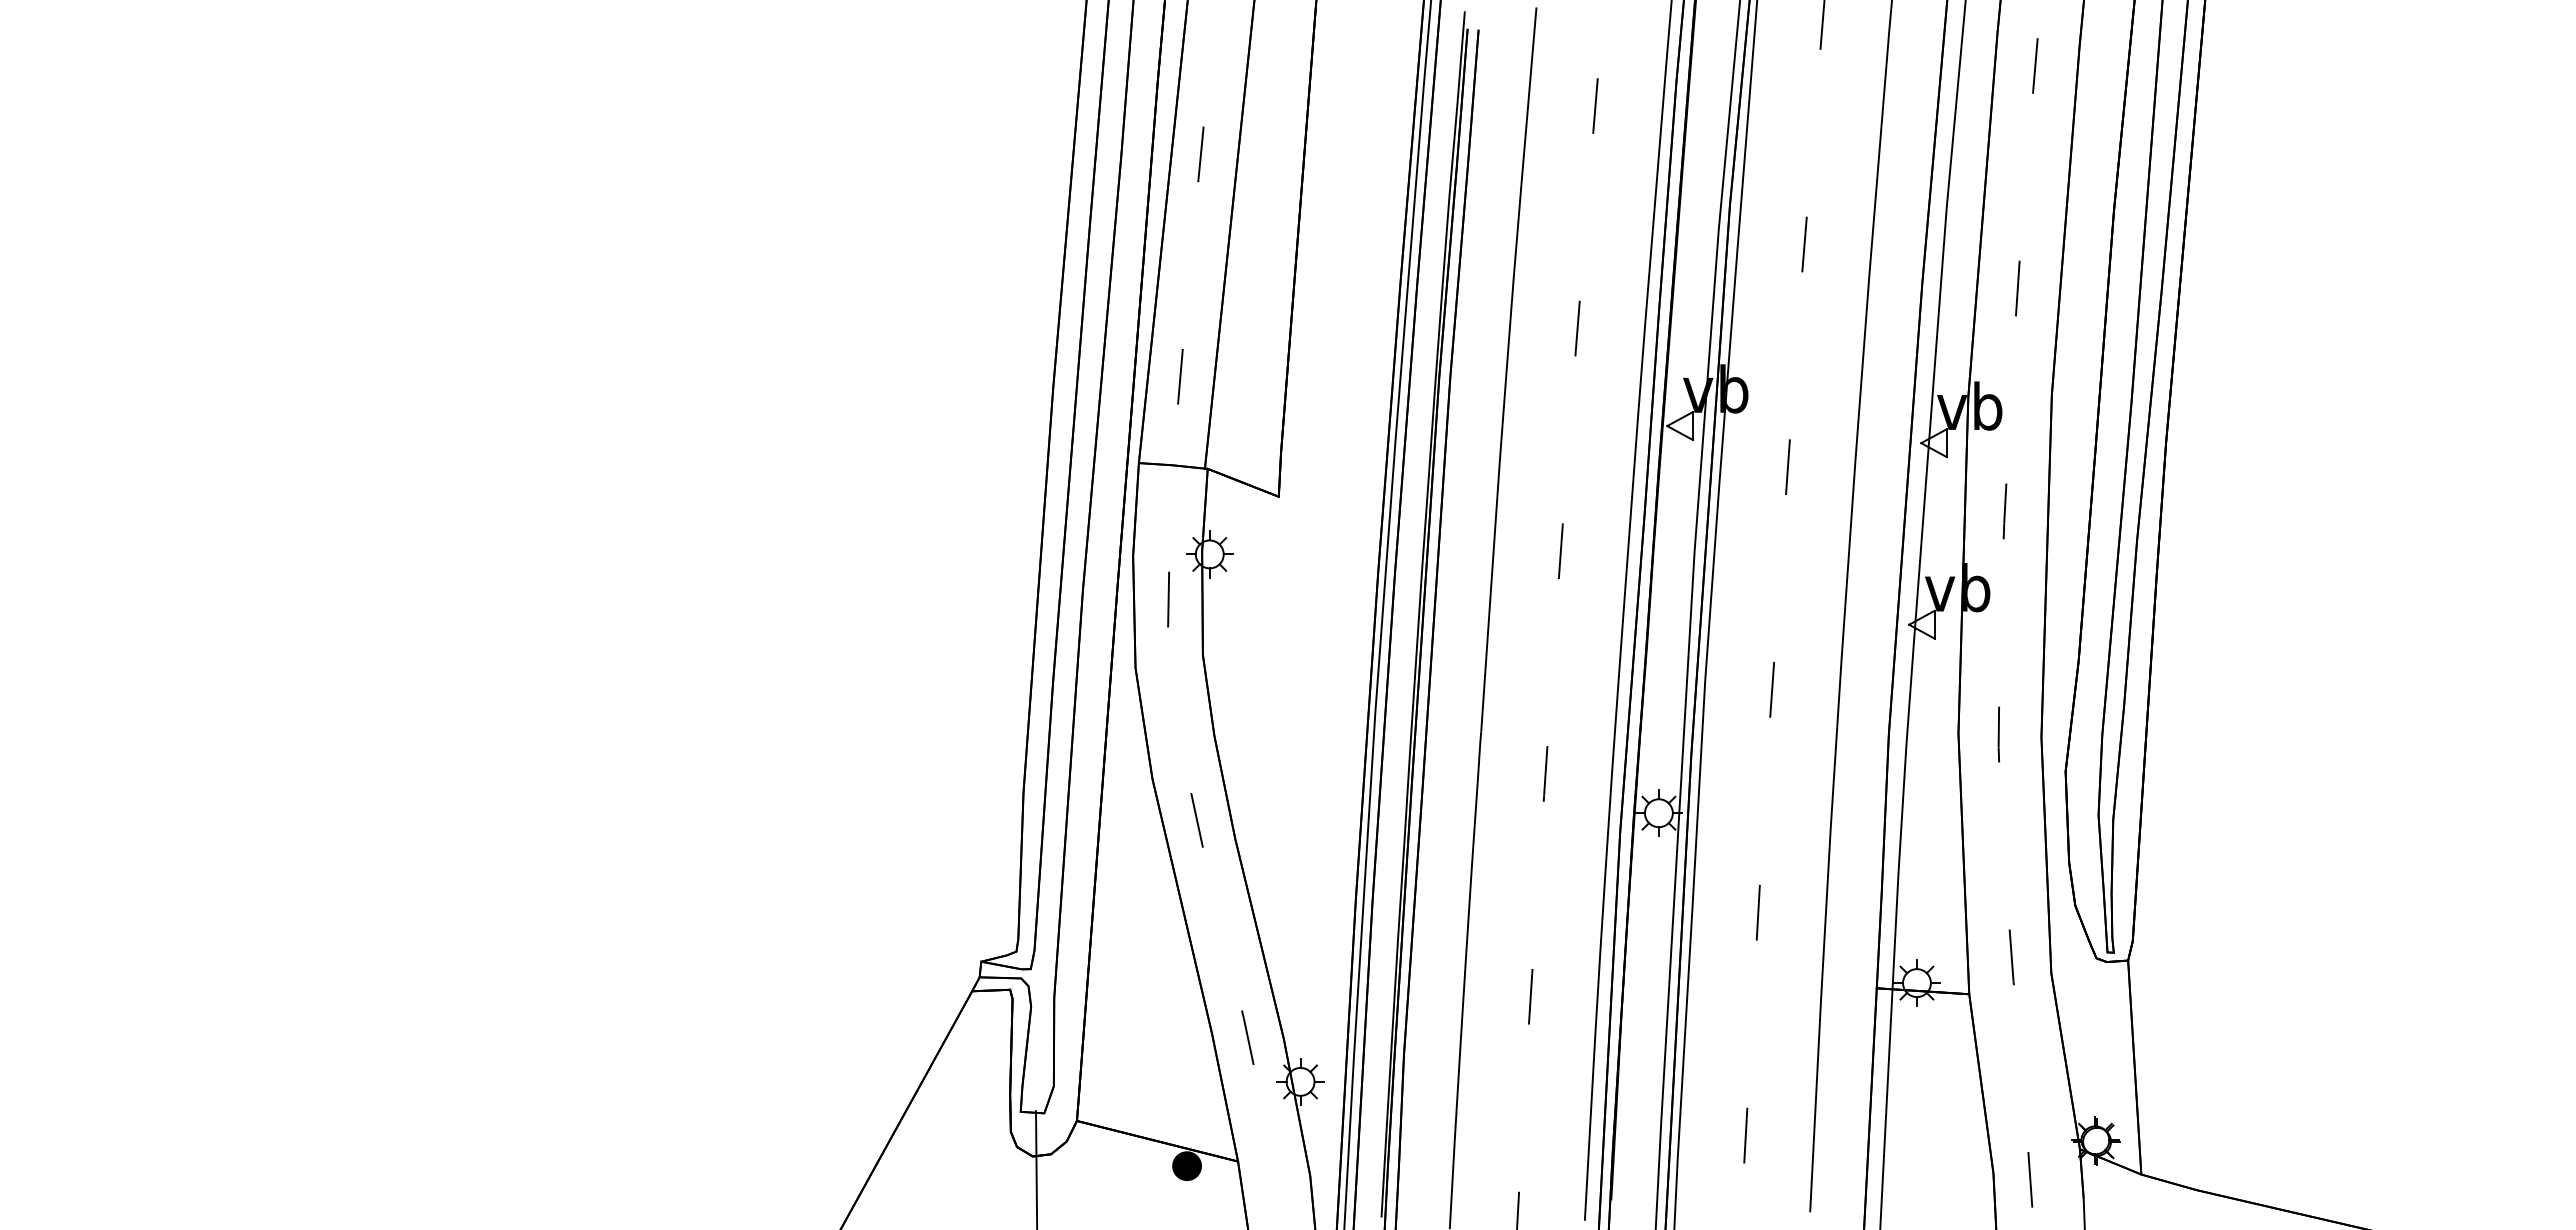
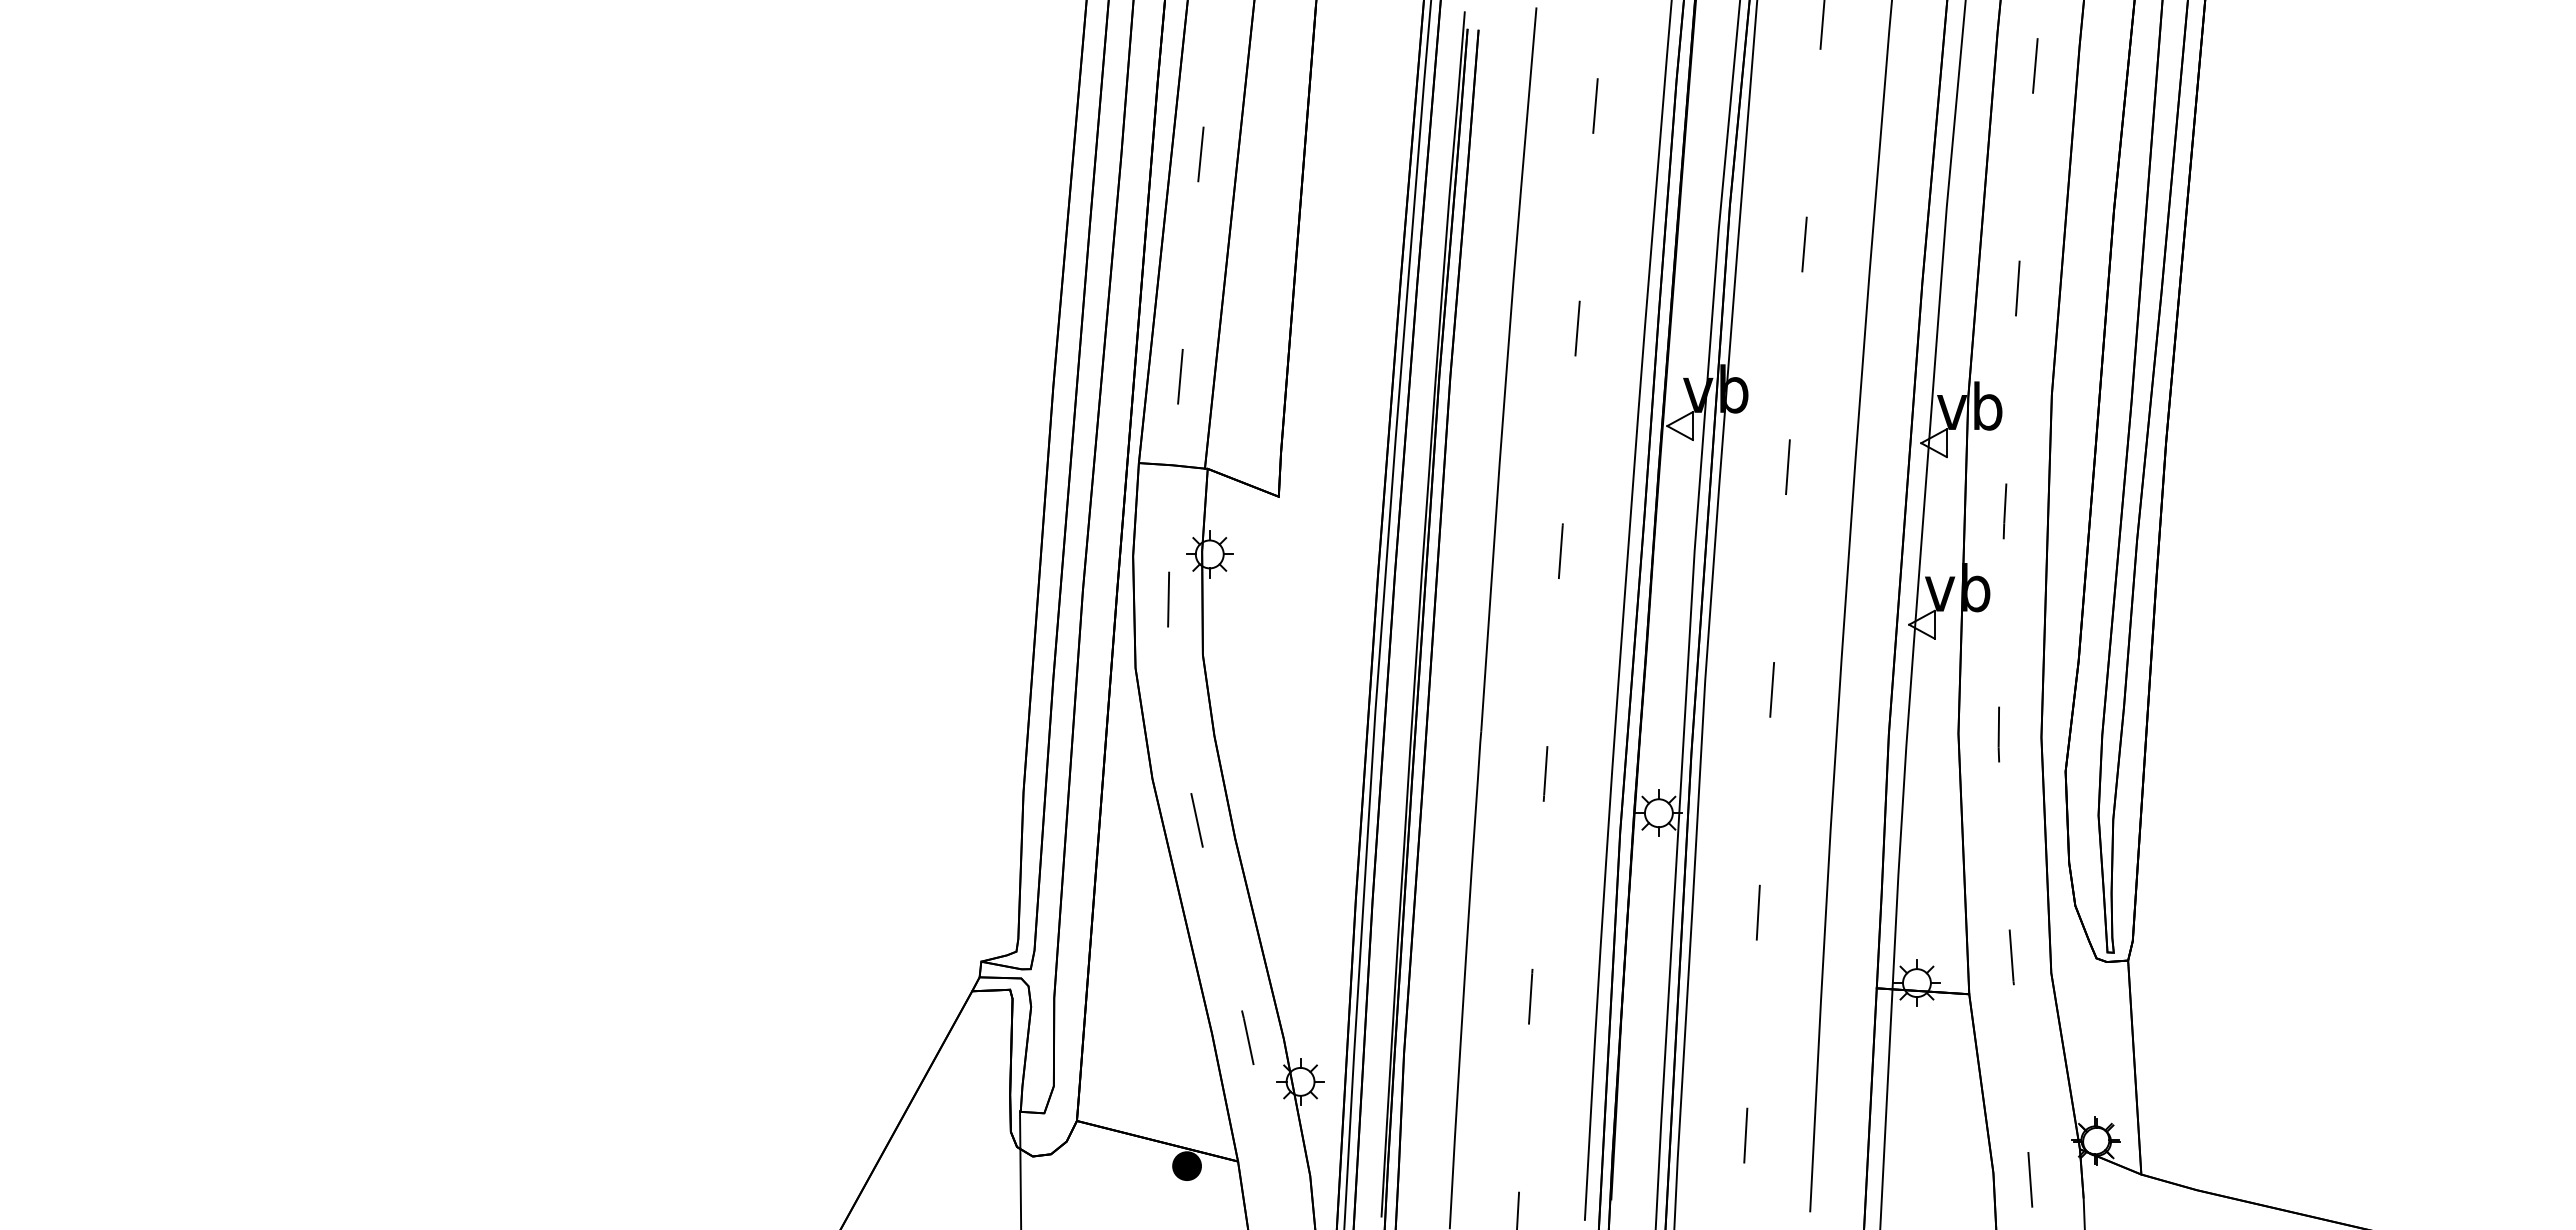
line position: (1036, 1168) -> (1020, 1168) (1020, 1168)
